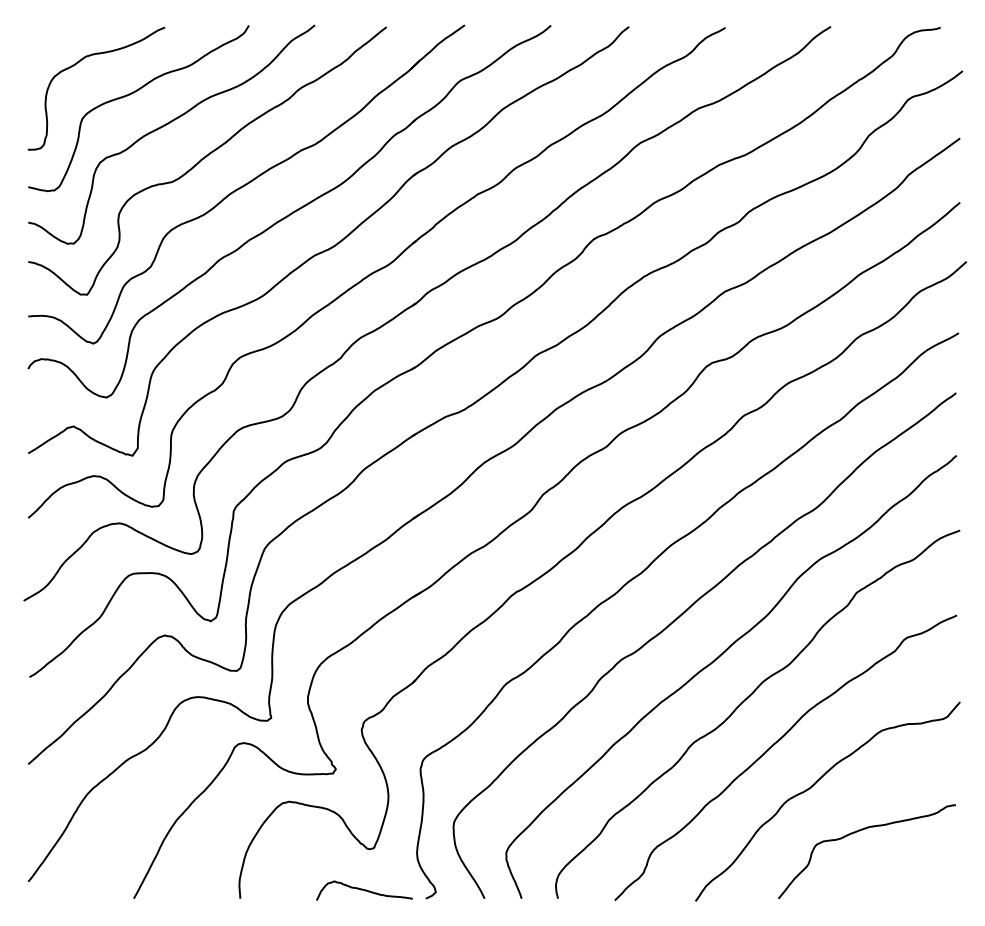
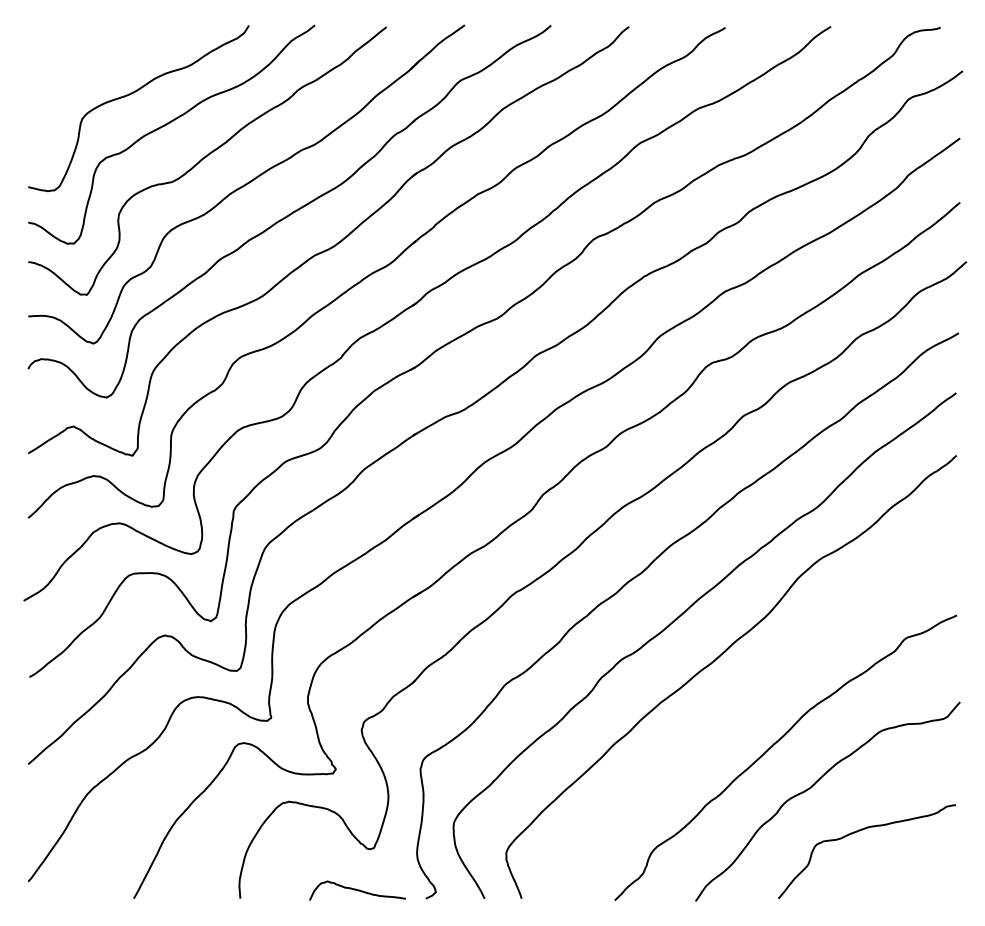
curve: present -> none (78, 63)
curve: present -> none (746, 700)
curve position: (364, 890) -> (357, 890) (357, 890)
